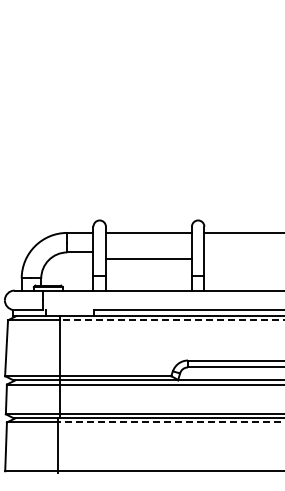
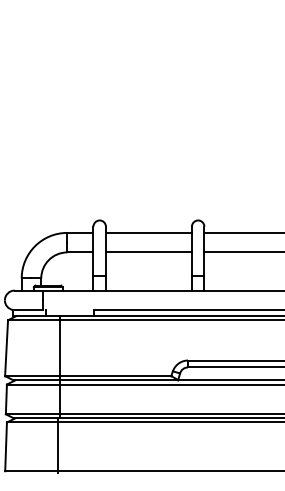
line: none -> present (242, 252)
line position: (148, 259) -> (148, 252) (148, 252)
line: dashed -> solid (172, 320)
line: dashed -> solid (171, 422)
